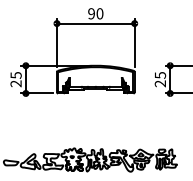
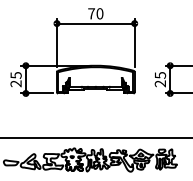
text: 90 -> 70 (91, 13)
line: none -> present (95, 137)
